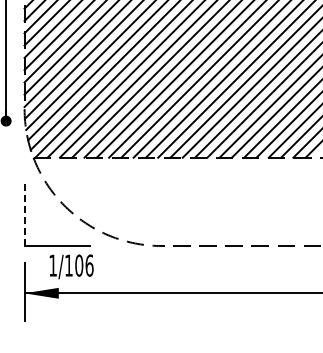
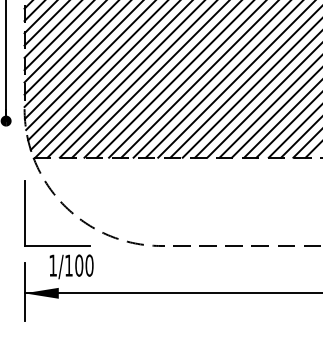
line: dashed -> solid (24, 213)
text: 1/106 -> 1/100 (89, 265)
